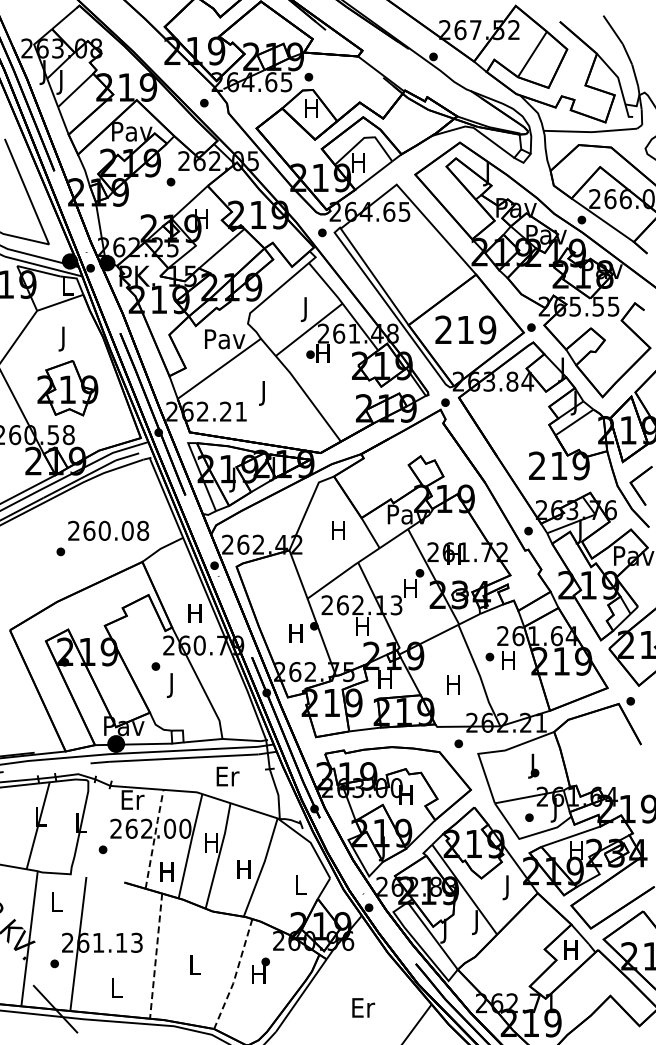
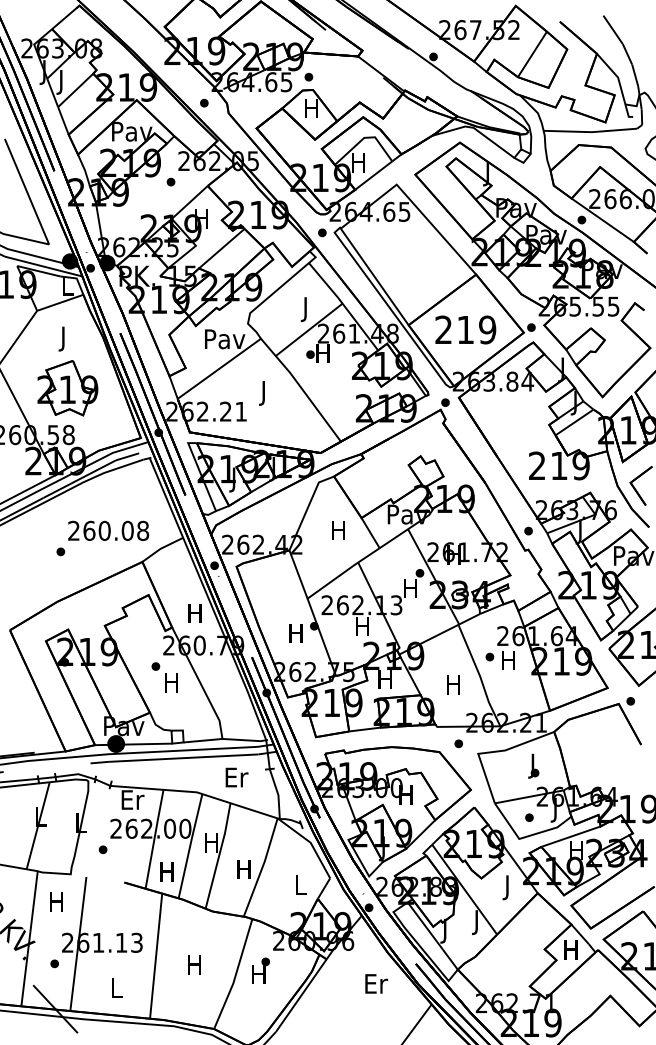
text: J -> H (171, 685)
text position: (227, 776) -> (236, 777) (236, 777)
line: dashed -> solid (154, 838)
text: L -> H (56, 901)
line: dashed -> solid (156, 956)
text: L -> H (194, 964)
line: dashed -> solid (235, 975)
text position: (363, 1007) -> (376, 983) (376, 983)
